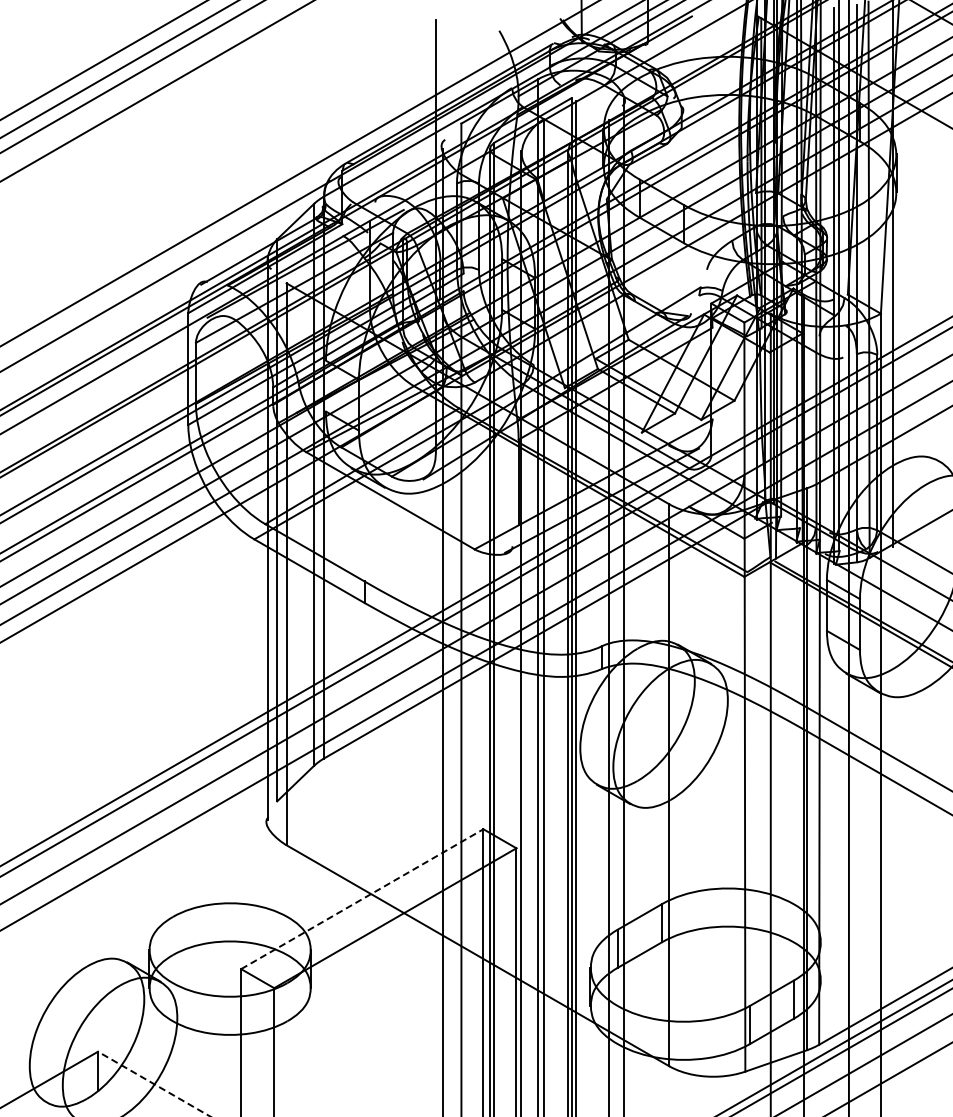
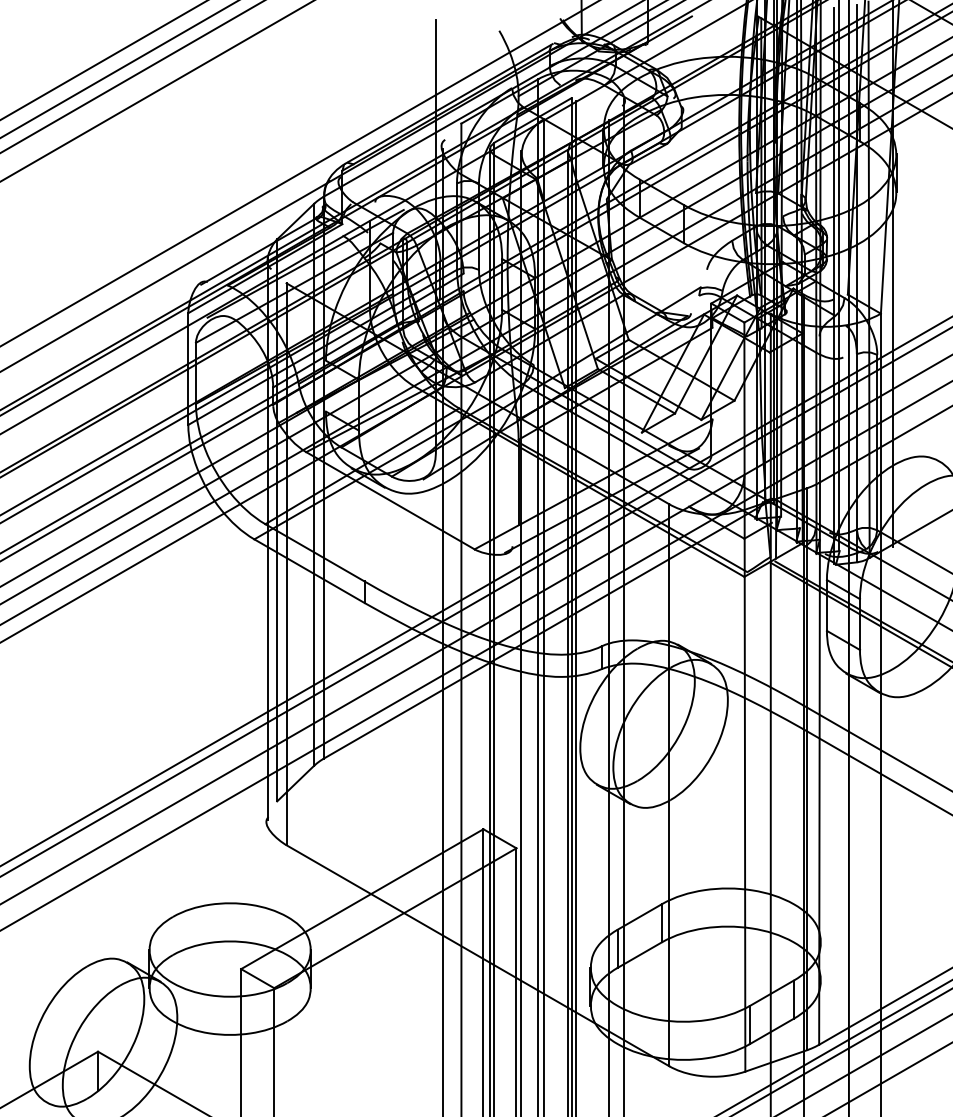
line: dashed -> solid (362, 899)
line: dashed -> solid (154, 1084)
